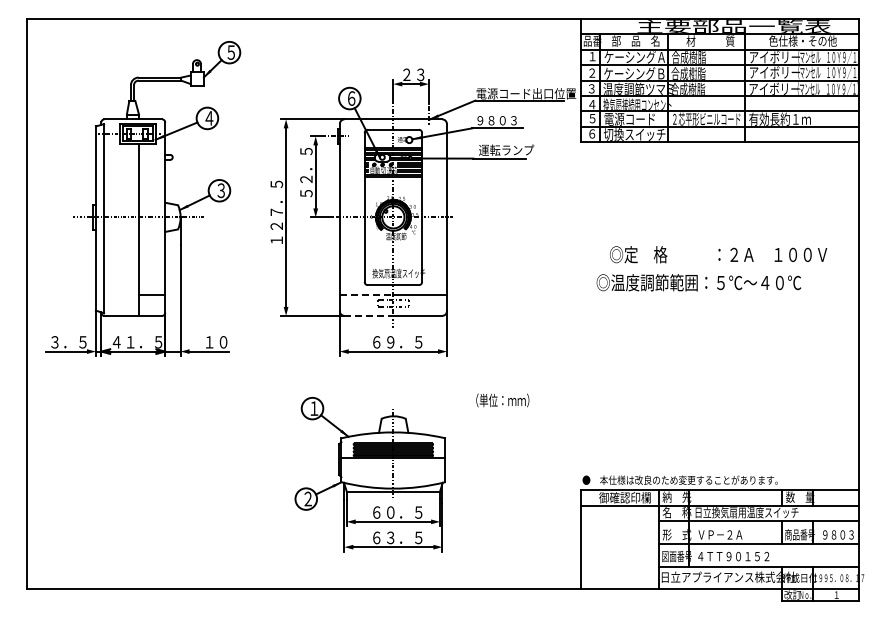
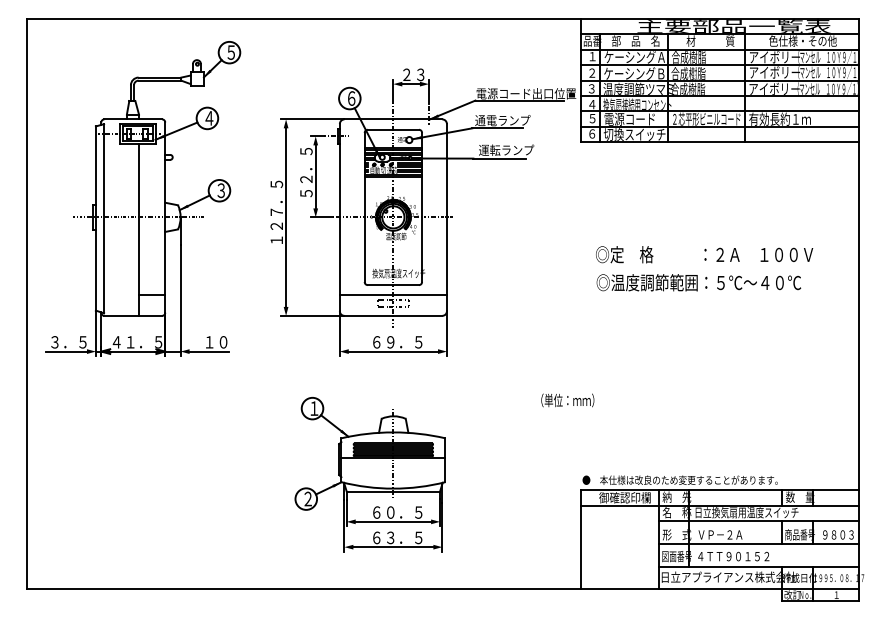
text: ９８０３ -> 通電ランプ (502, 120)
text position: (718, 254) -> (704, 254) (704, 254)
line: dashed -> solid (366, 295)
line: dashed -> solid (369, 315)
text position: (502, 400) -> (567, 400) (567, 400)
